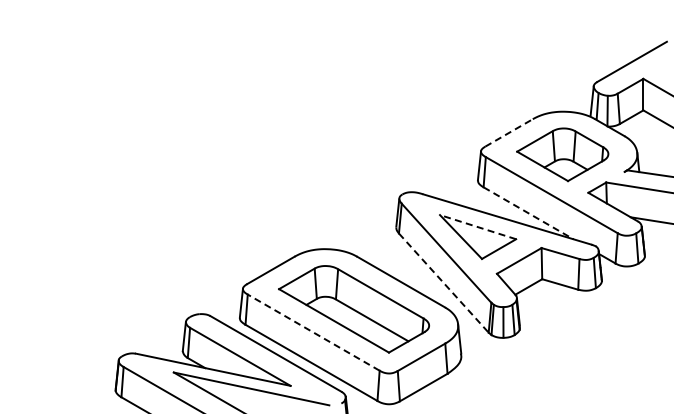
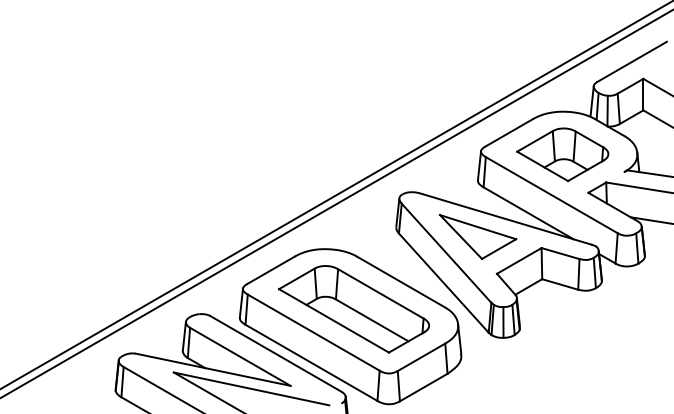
line: dashed -> solid (509, 132)
line: none -> present (336, 194)
line: none -> present (336, 204)
line: dashed -> solid (528, 213)
line: dashed -> solid (478, 227)
line: dashed -> solid (443, 283)
line: dashed -> solid (313, 332)
